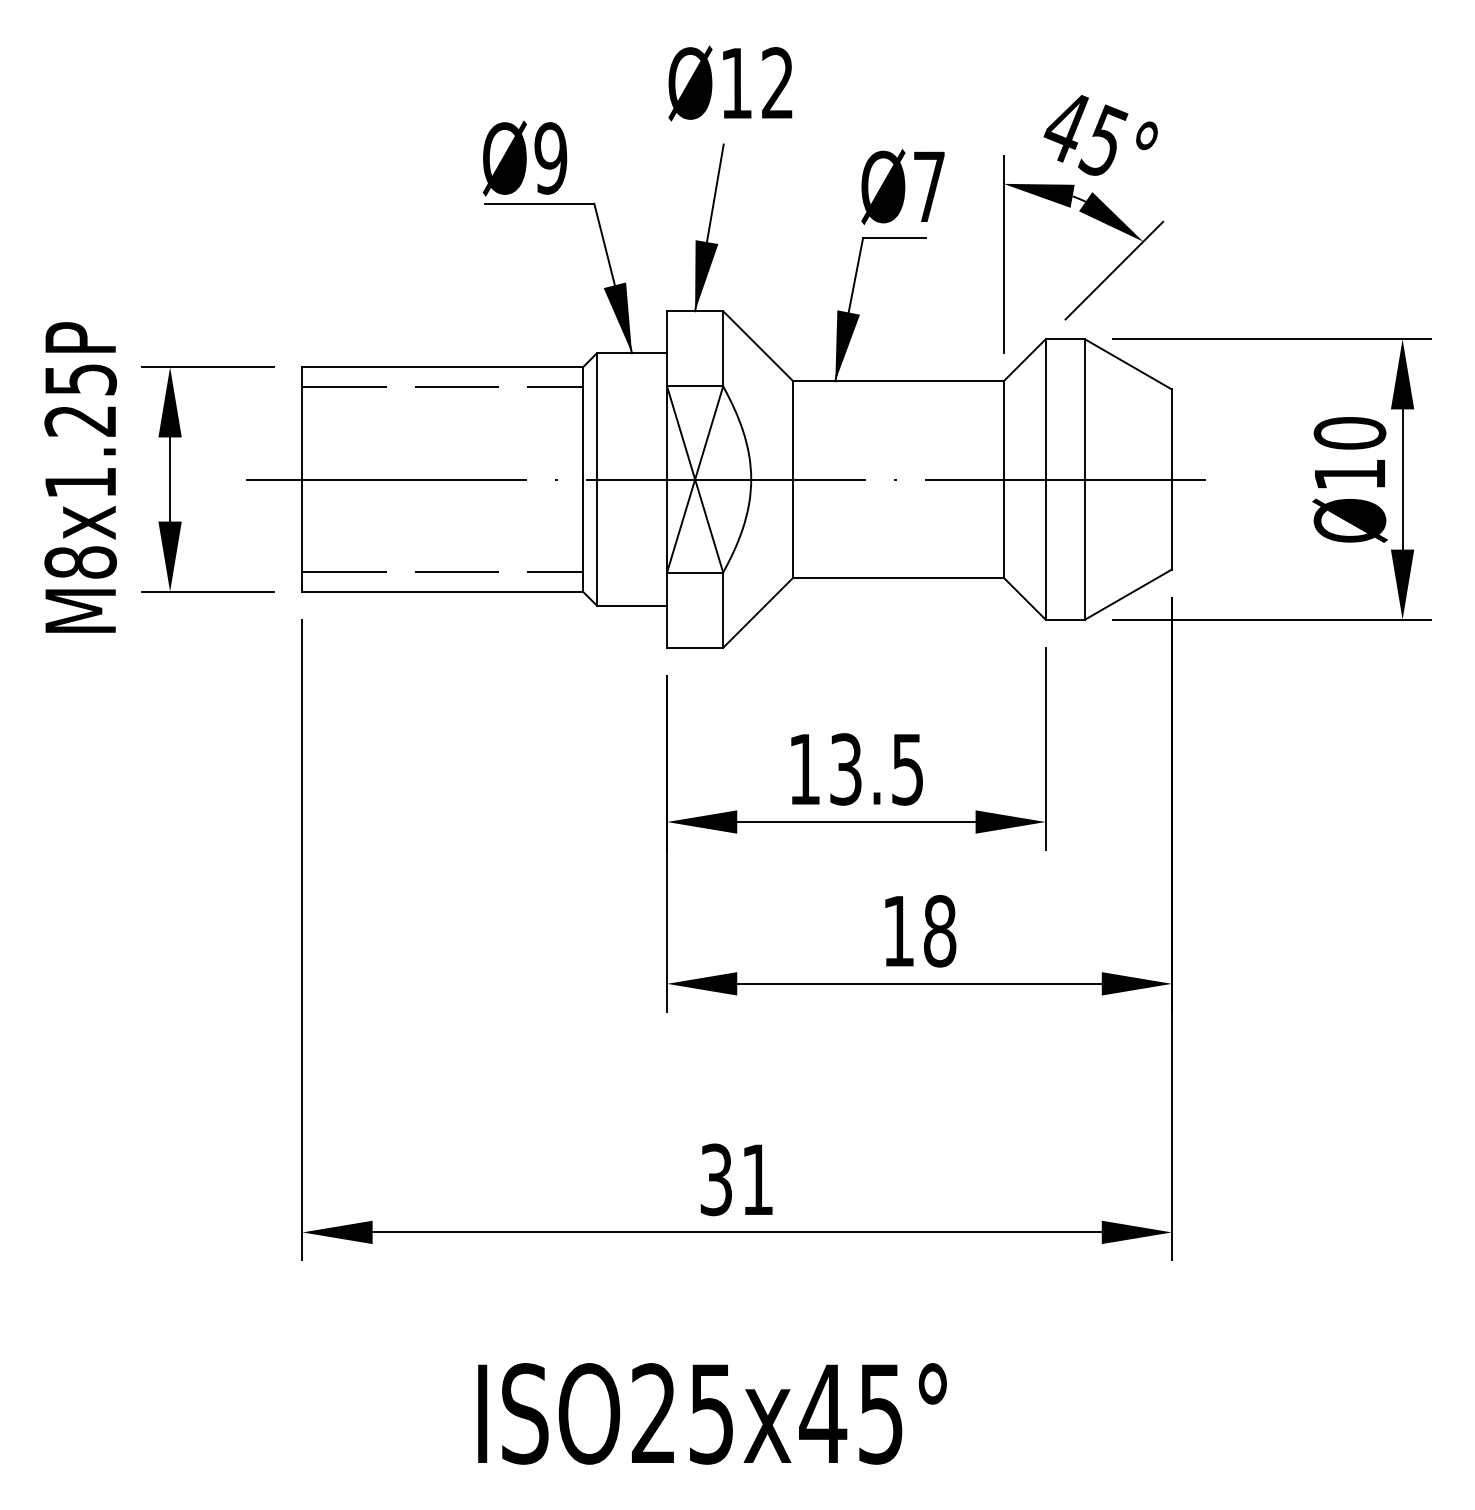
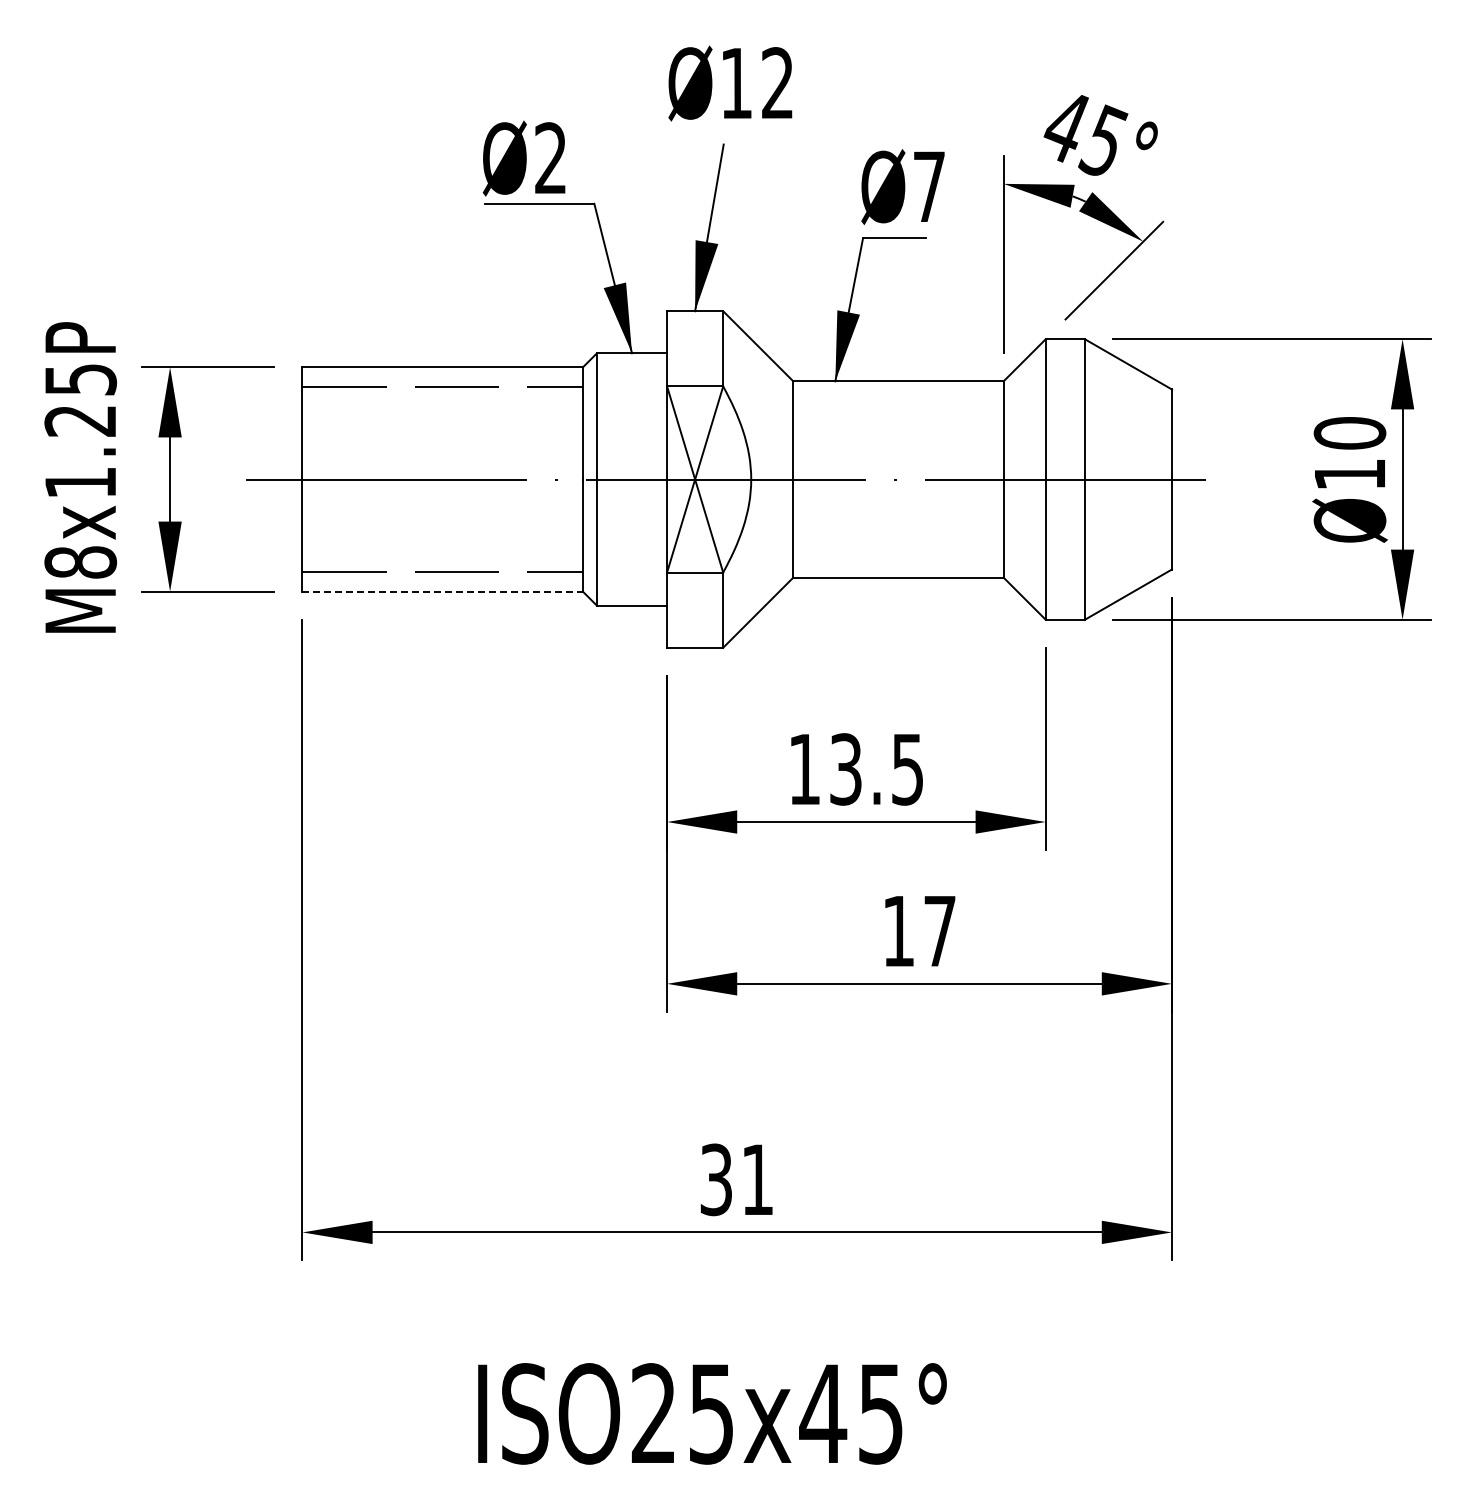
text: Ø9 -> Ø2 (550, 158)
line: solid -> dashed (443, 591)
text: 18 -> 17 (940, 931)
